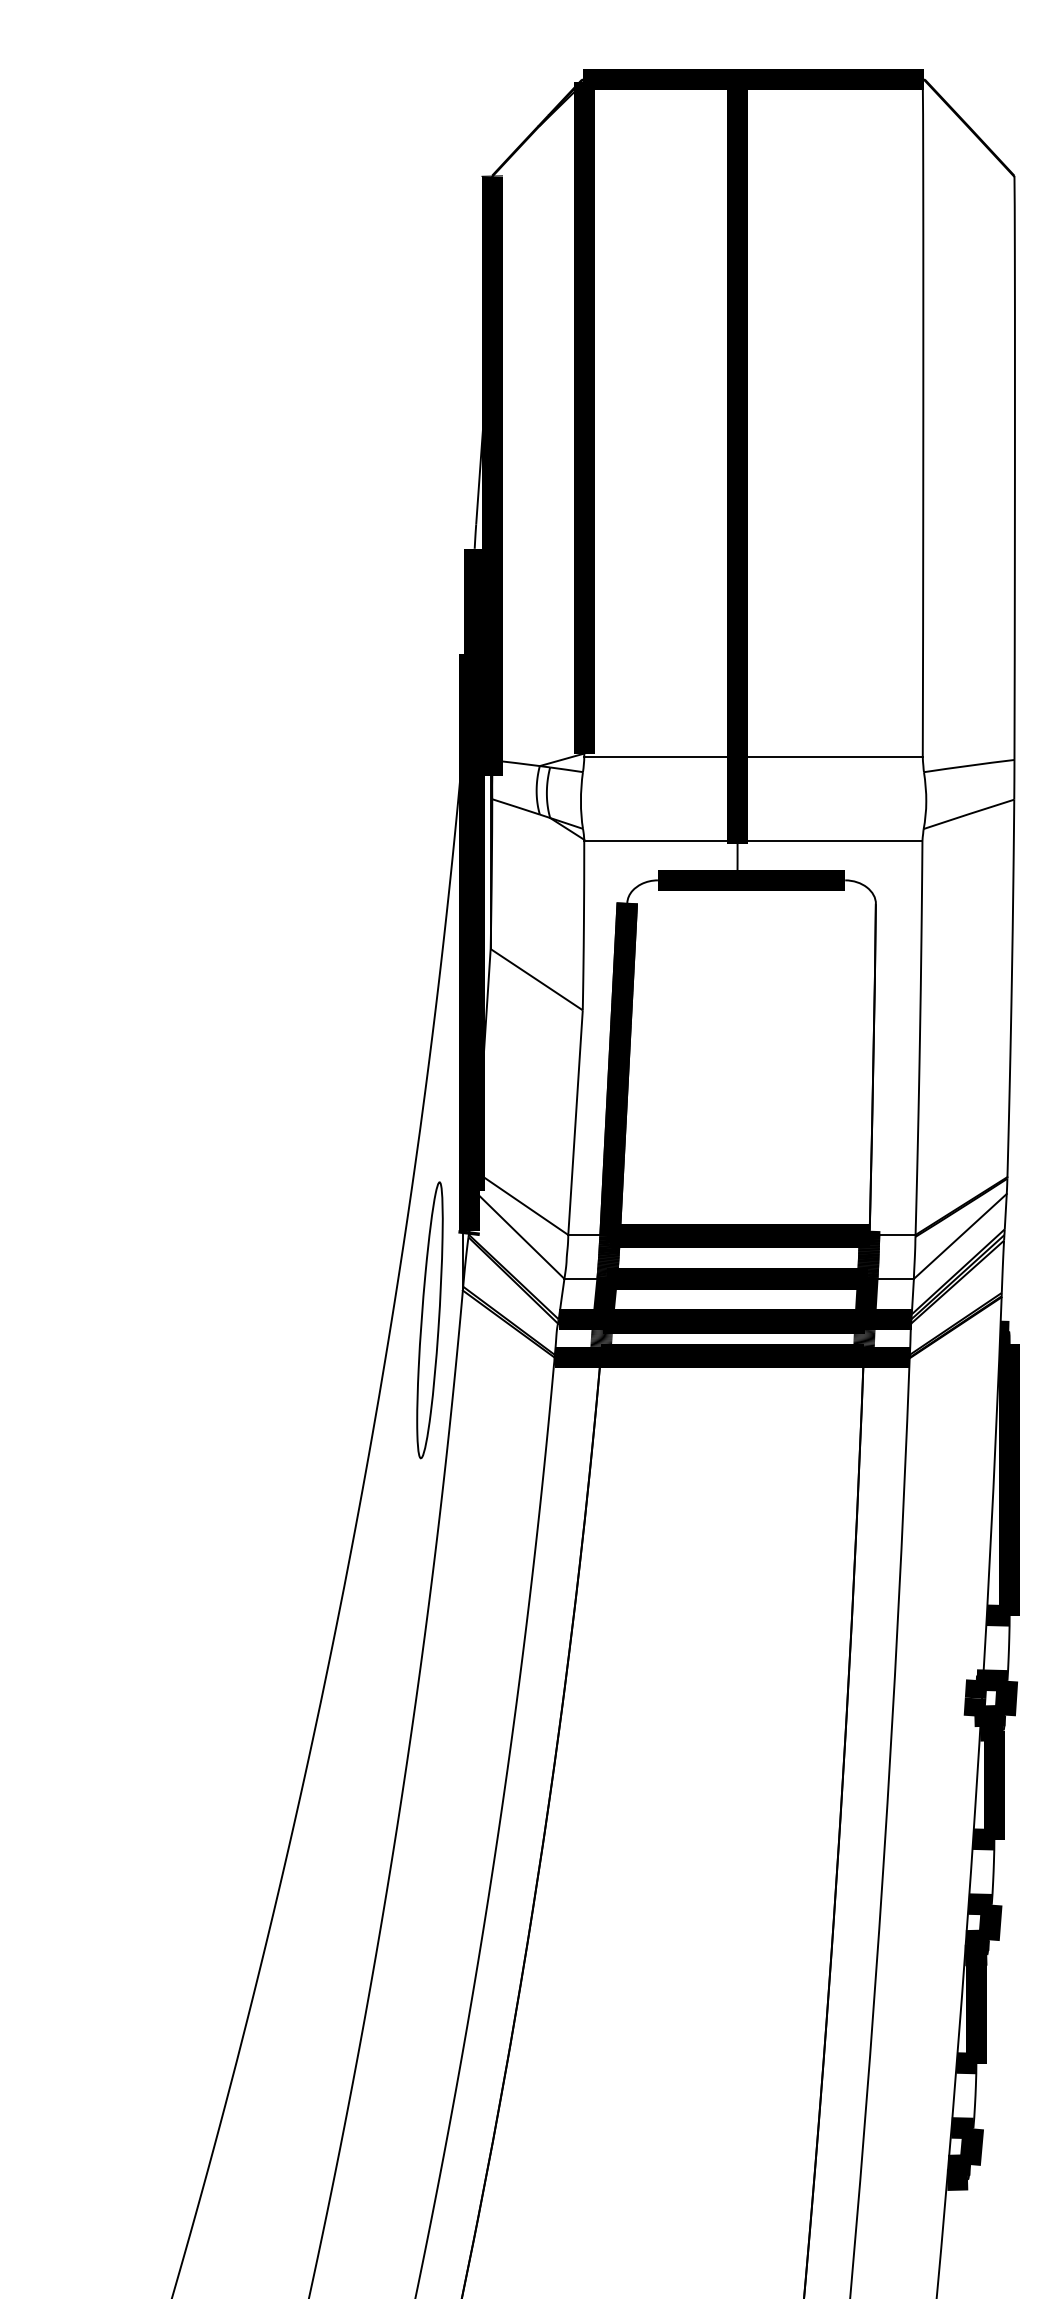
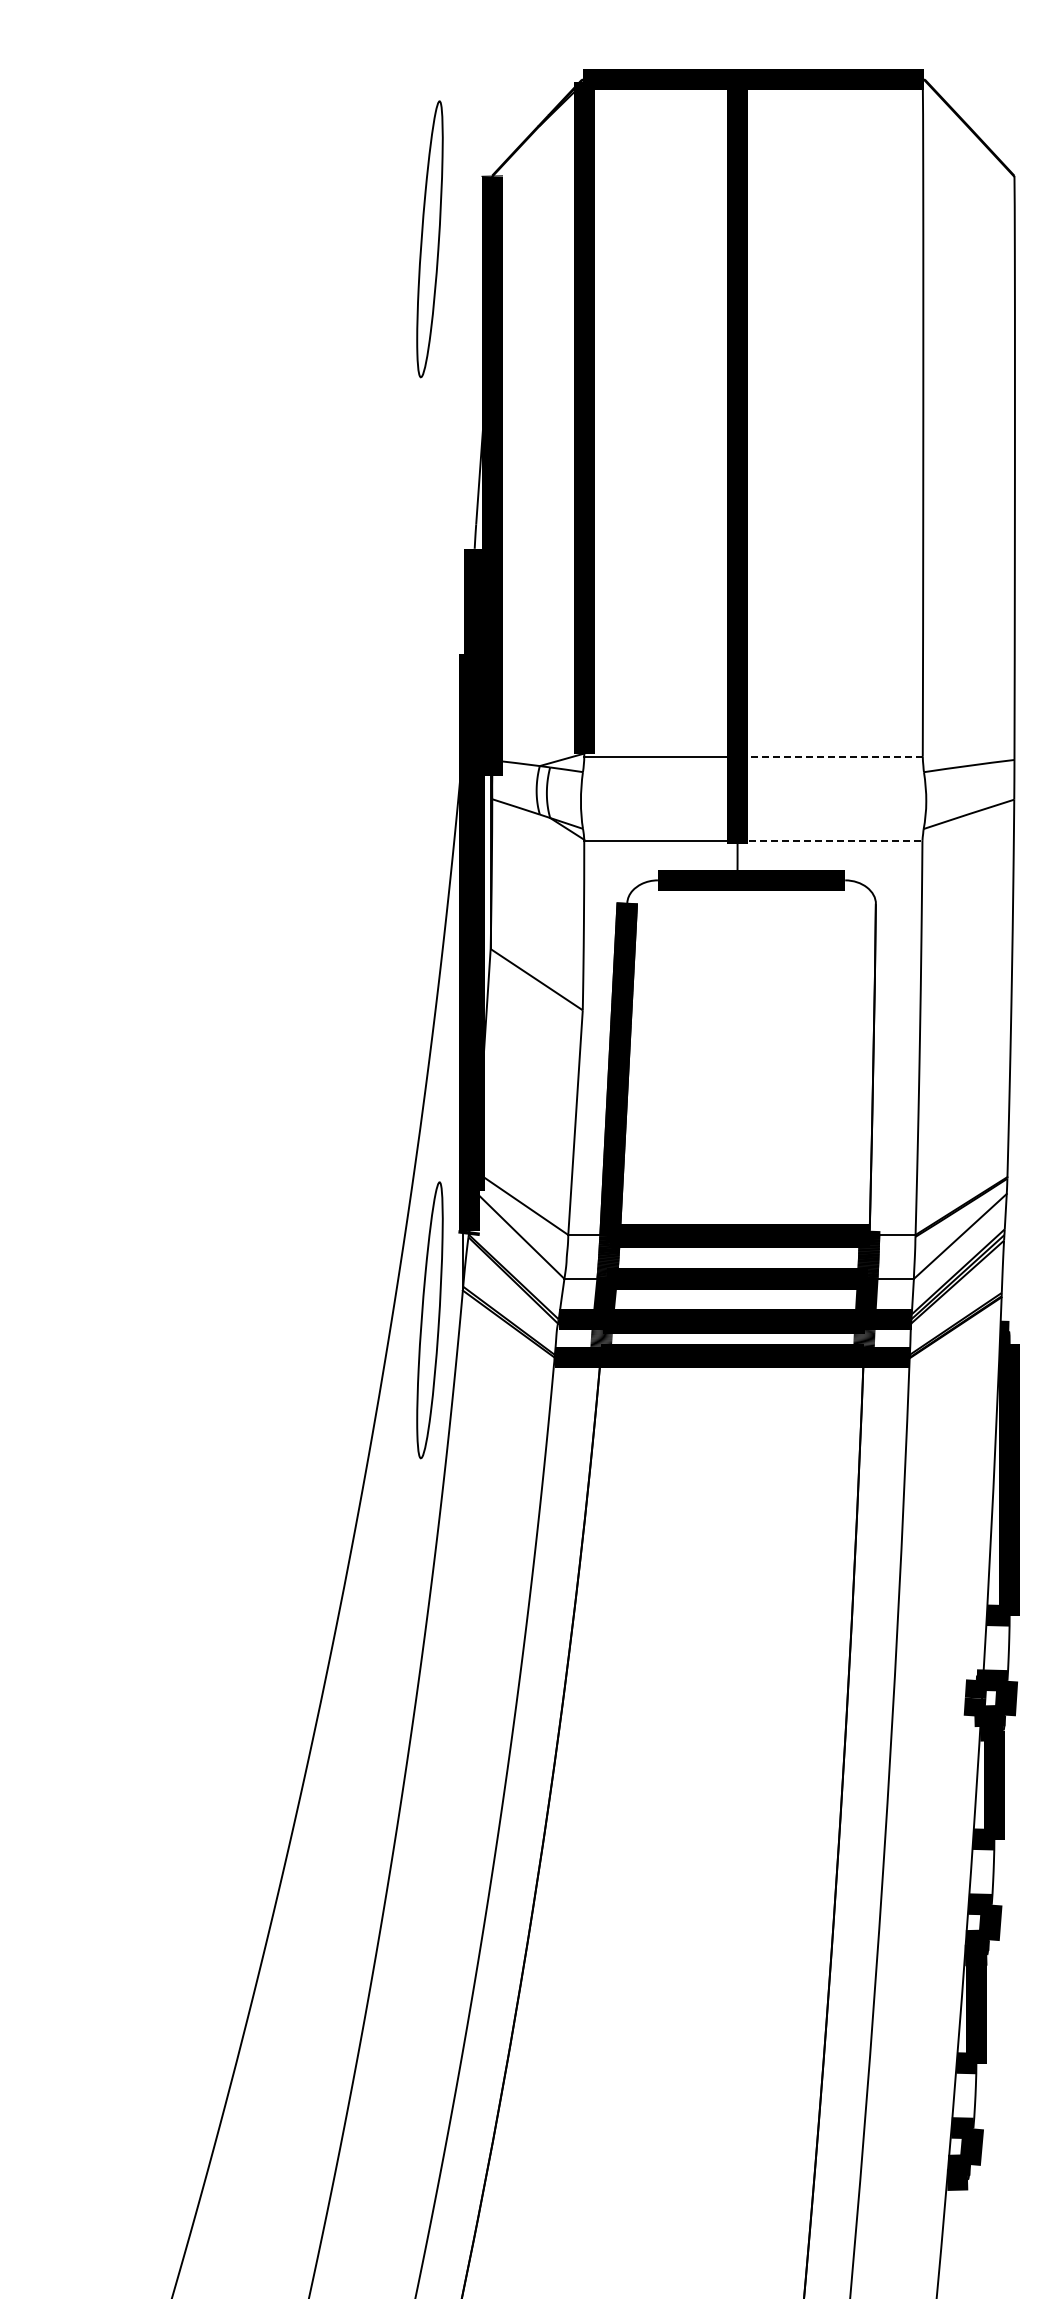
part: none -> present (429, 239)
line: solid -> dashed (830, 756)
line: solid -> dashed (830, 840)
